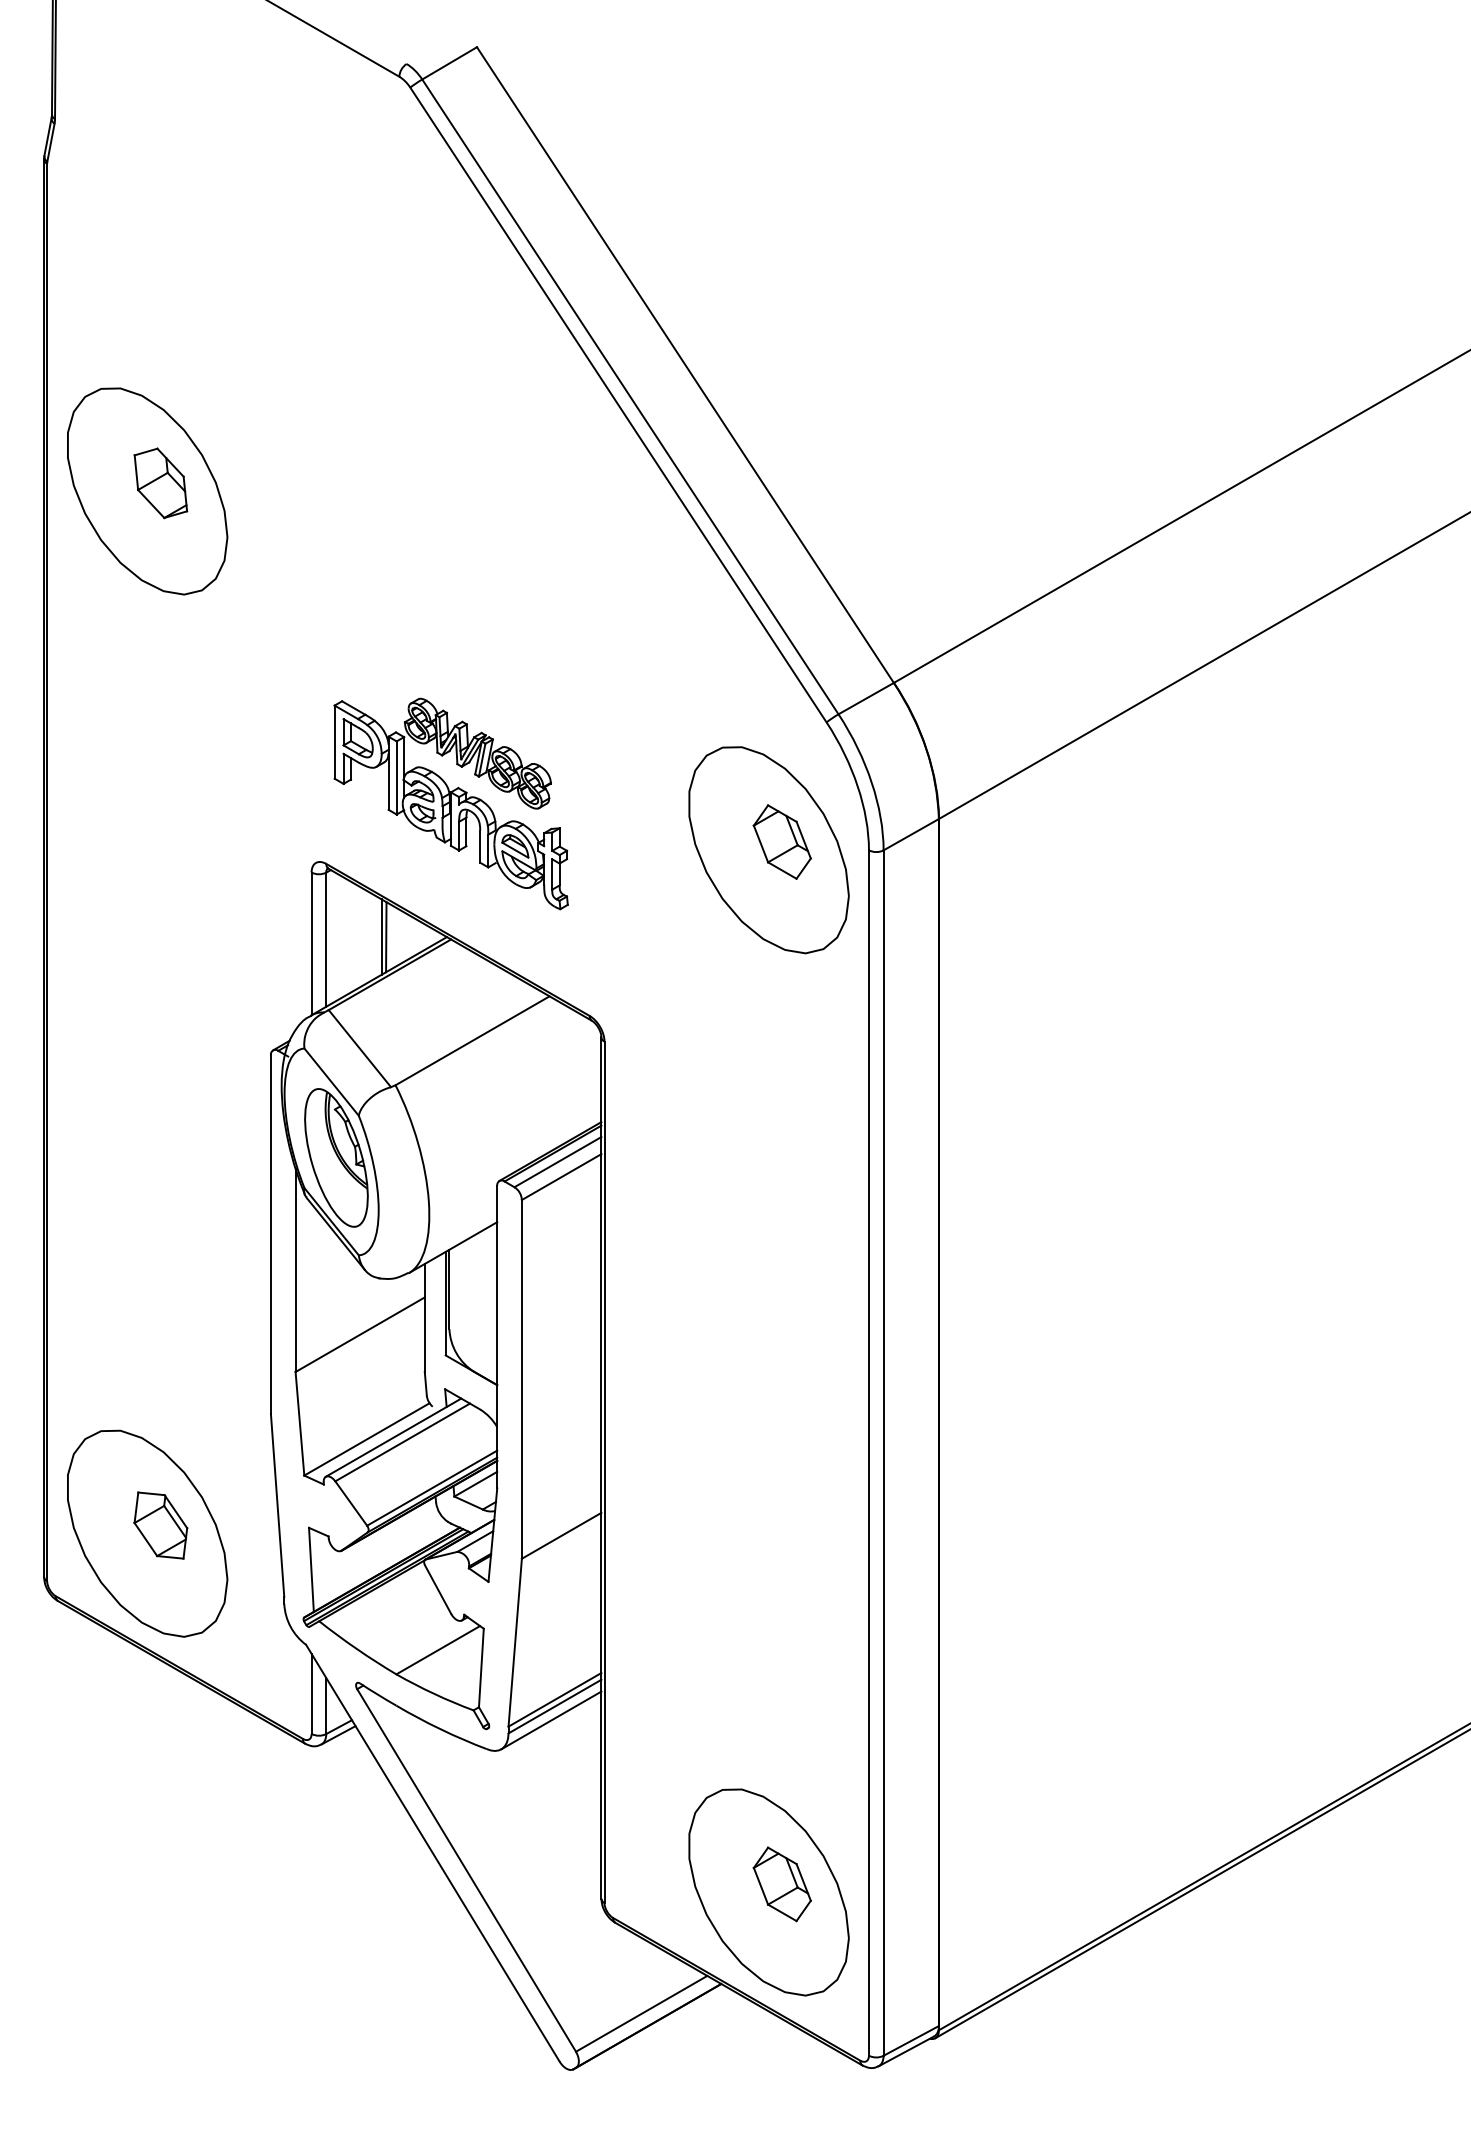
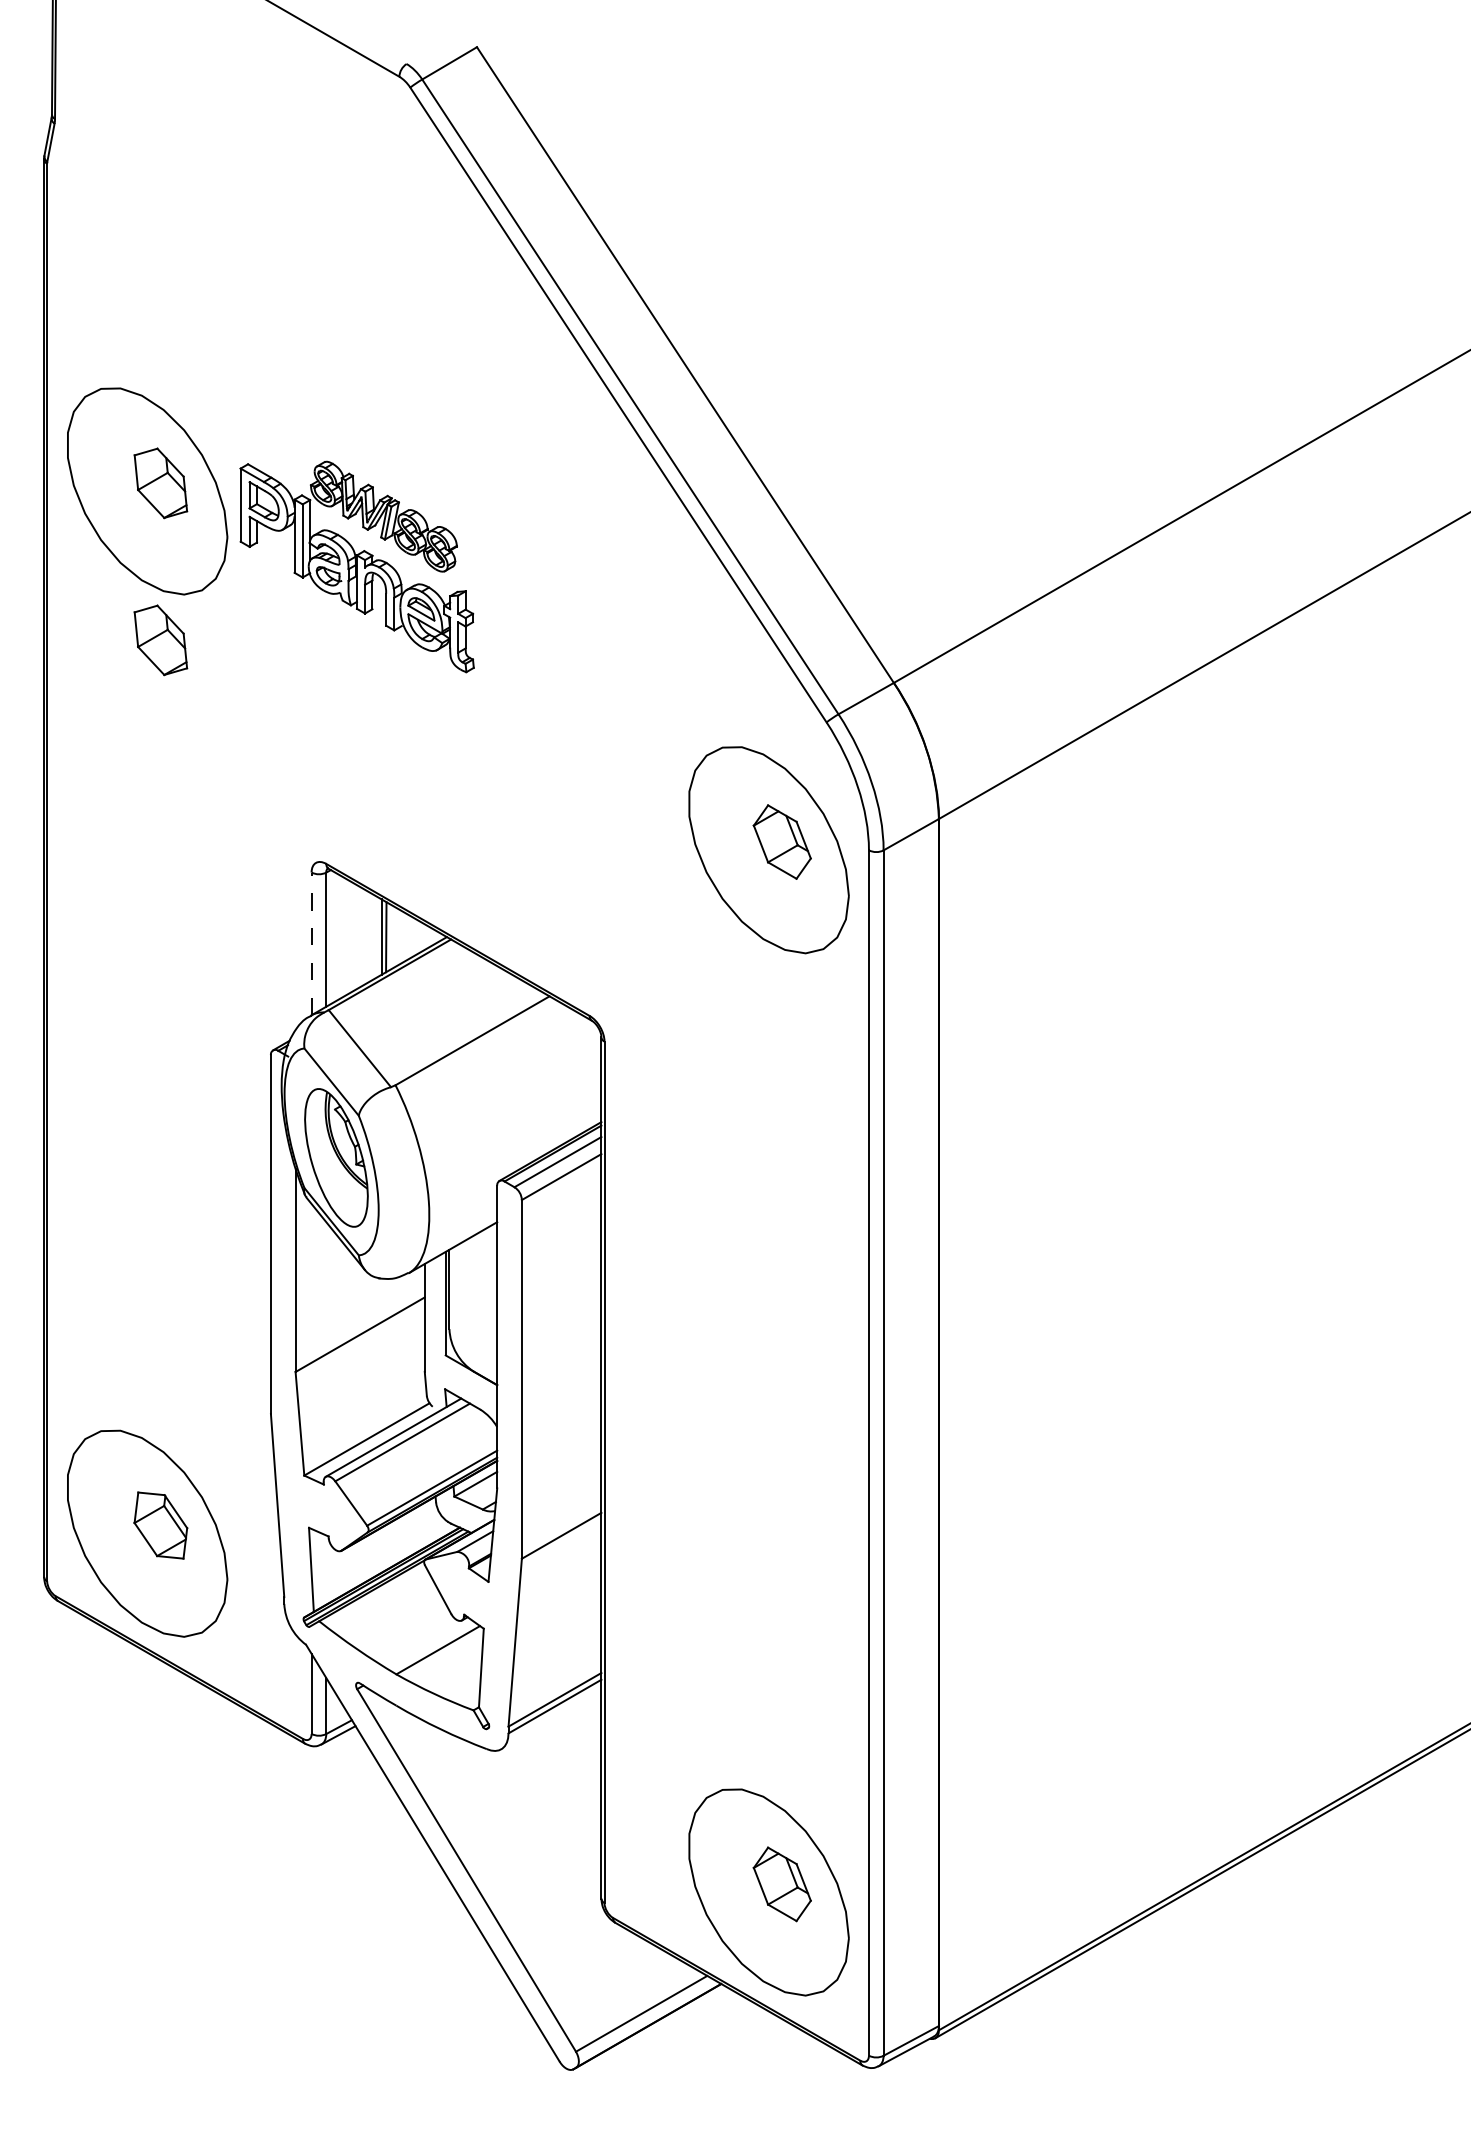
part: none -> present (160, 640)
part position: (450, 803) -> (356, 566) (356, 566)
line: solid -> dashed (311, 943)
line: present -> none (551, 1720)
